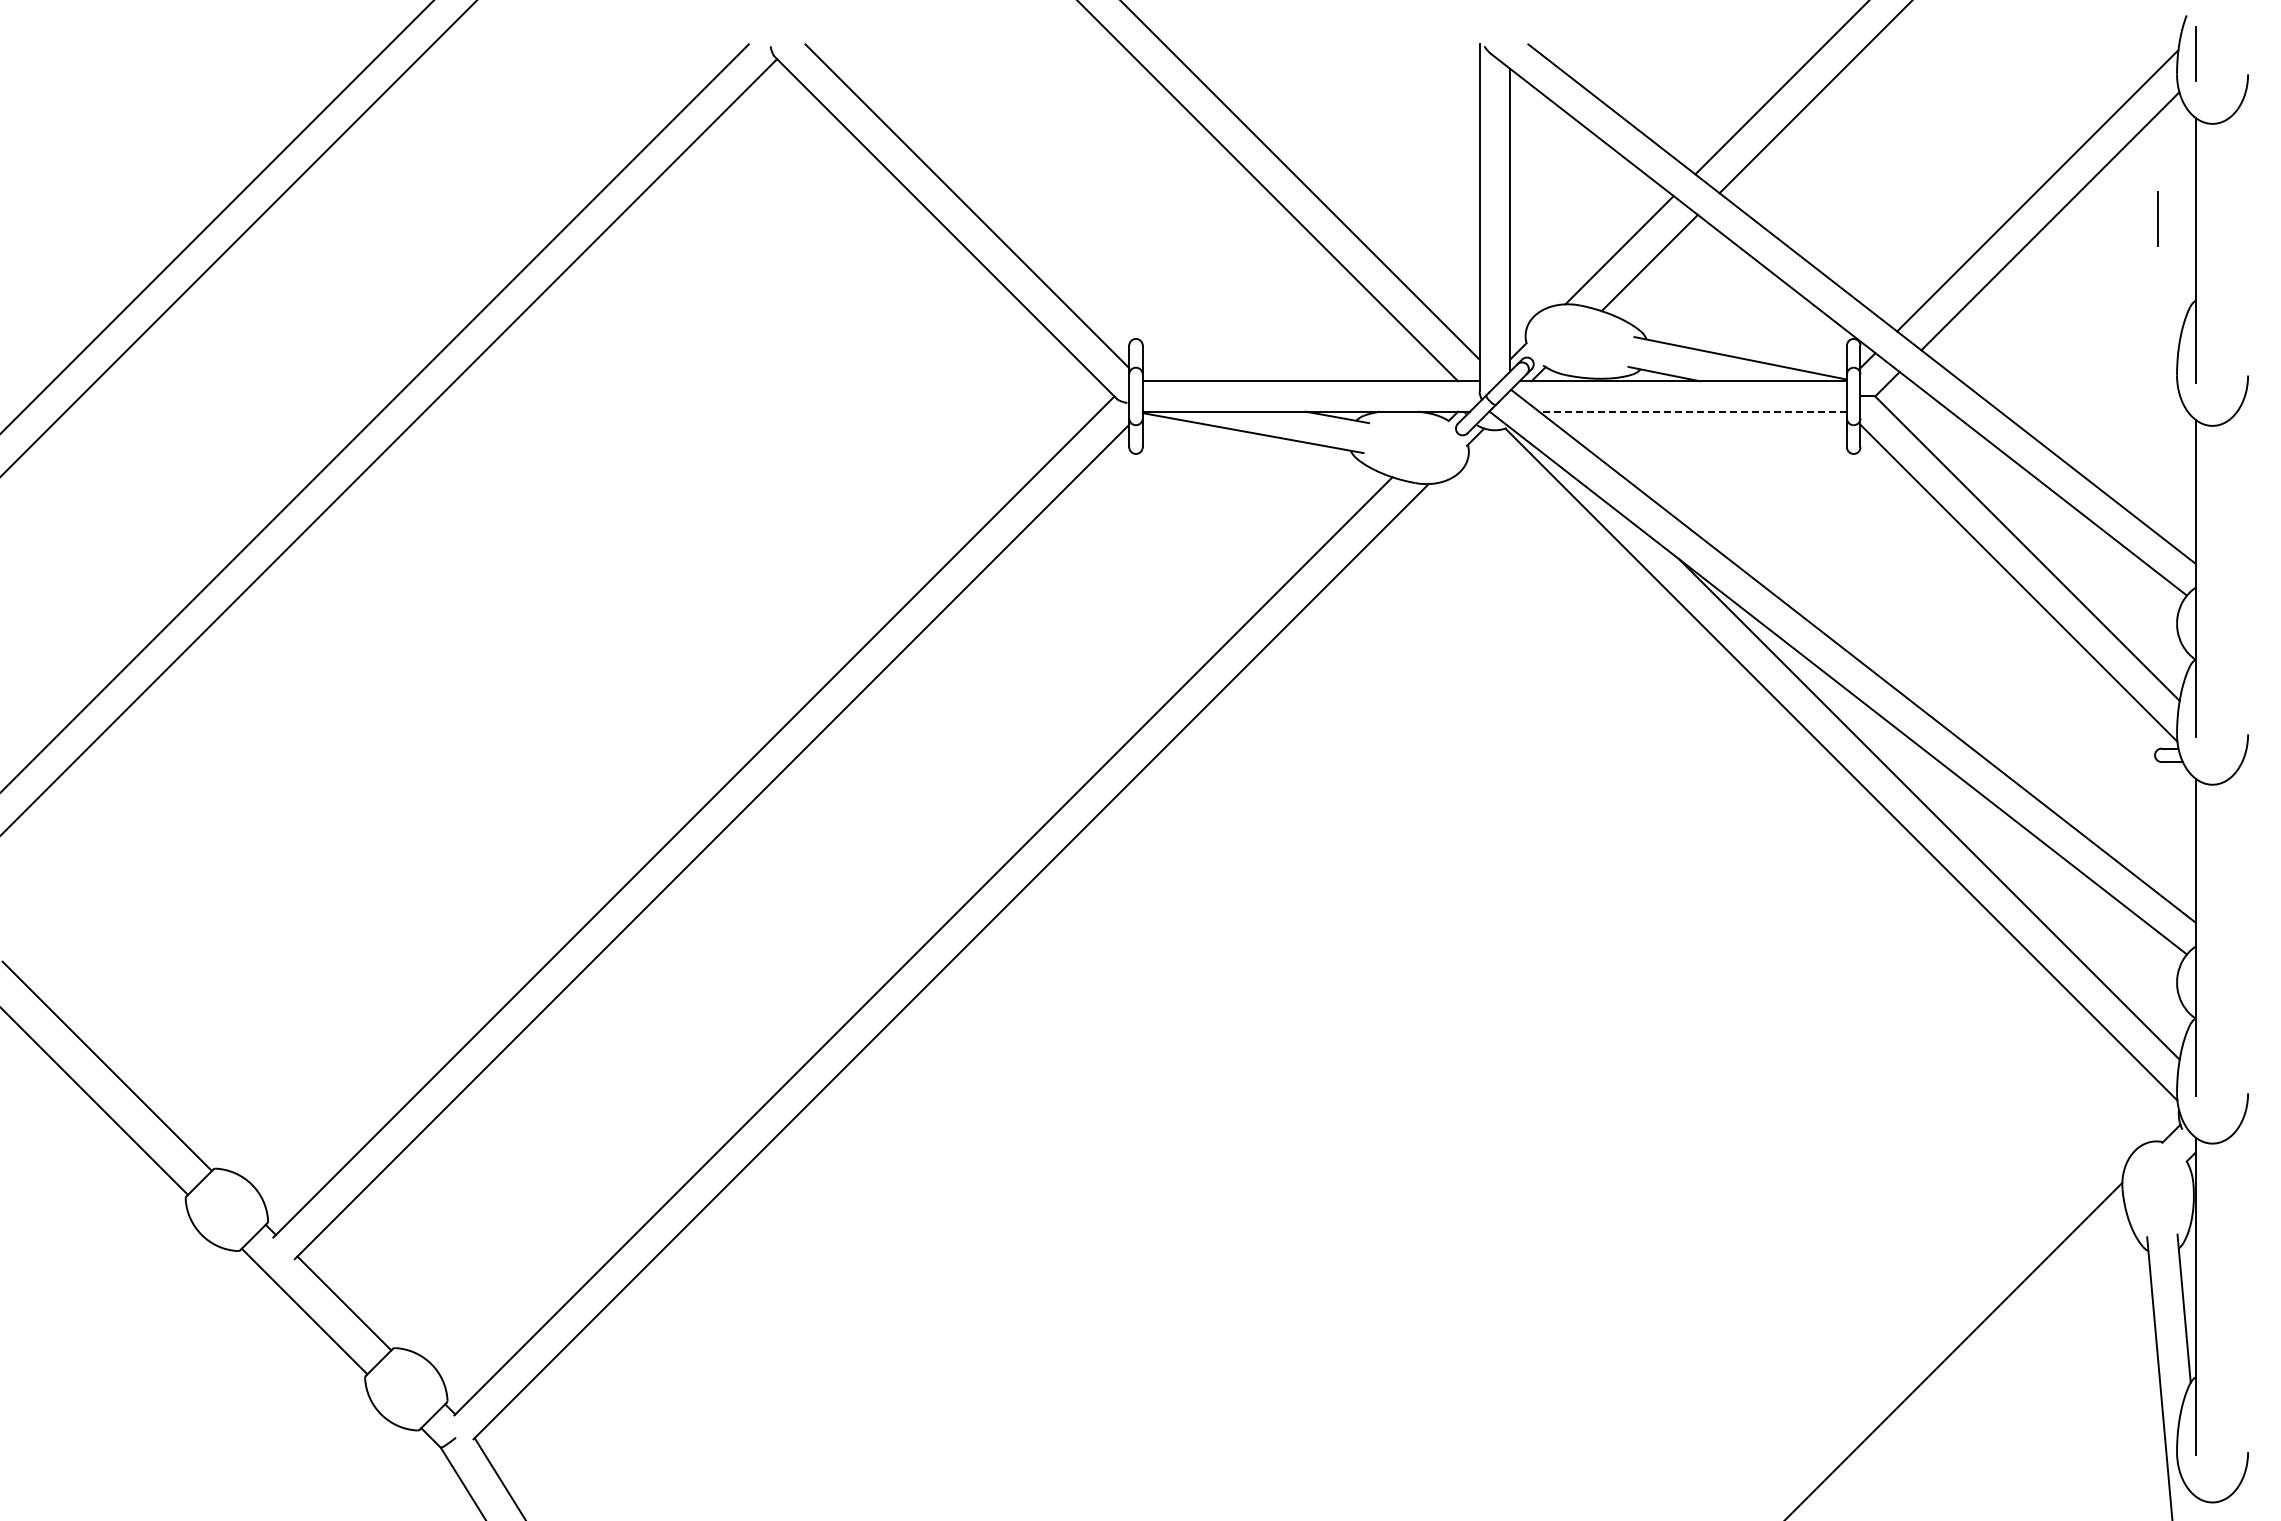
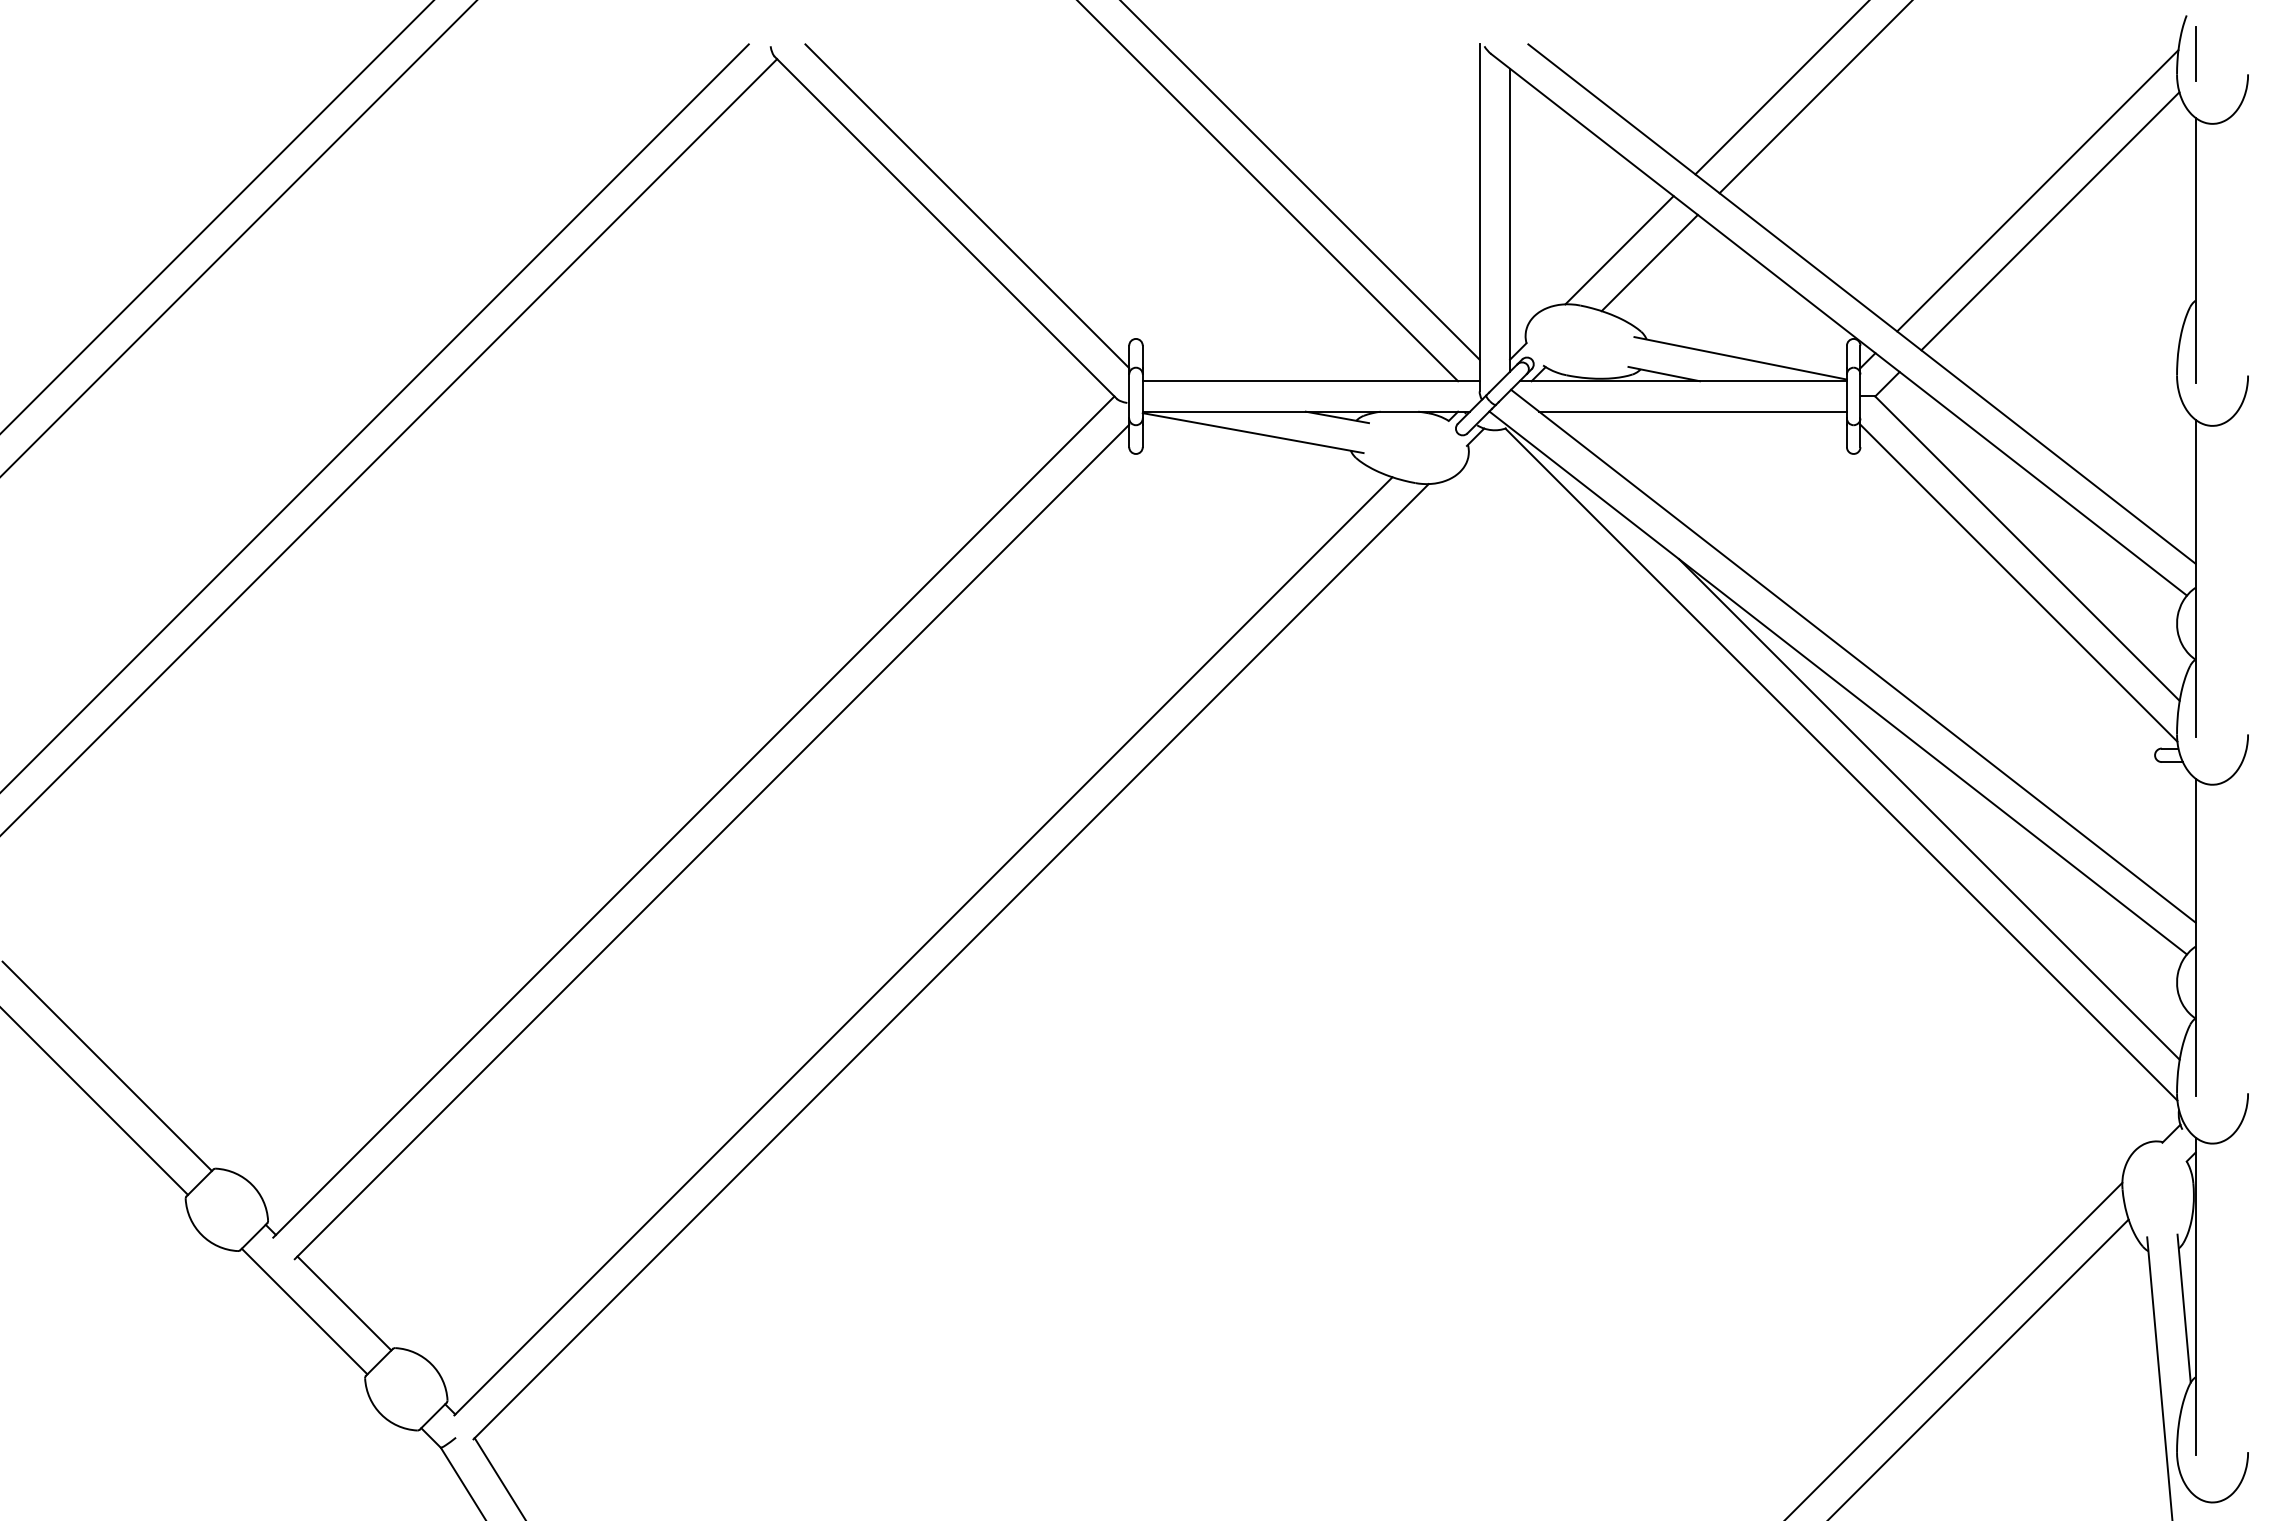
line: present -> none (2157, 218)
line: dashed -> solid (1693, 411)
line: none -> present (1979, 1368)
